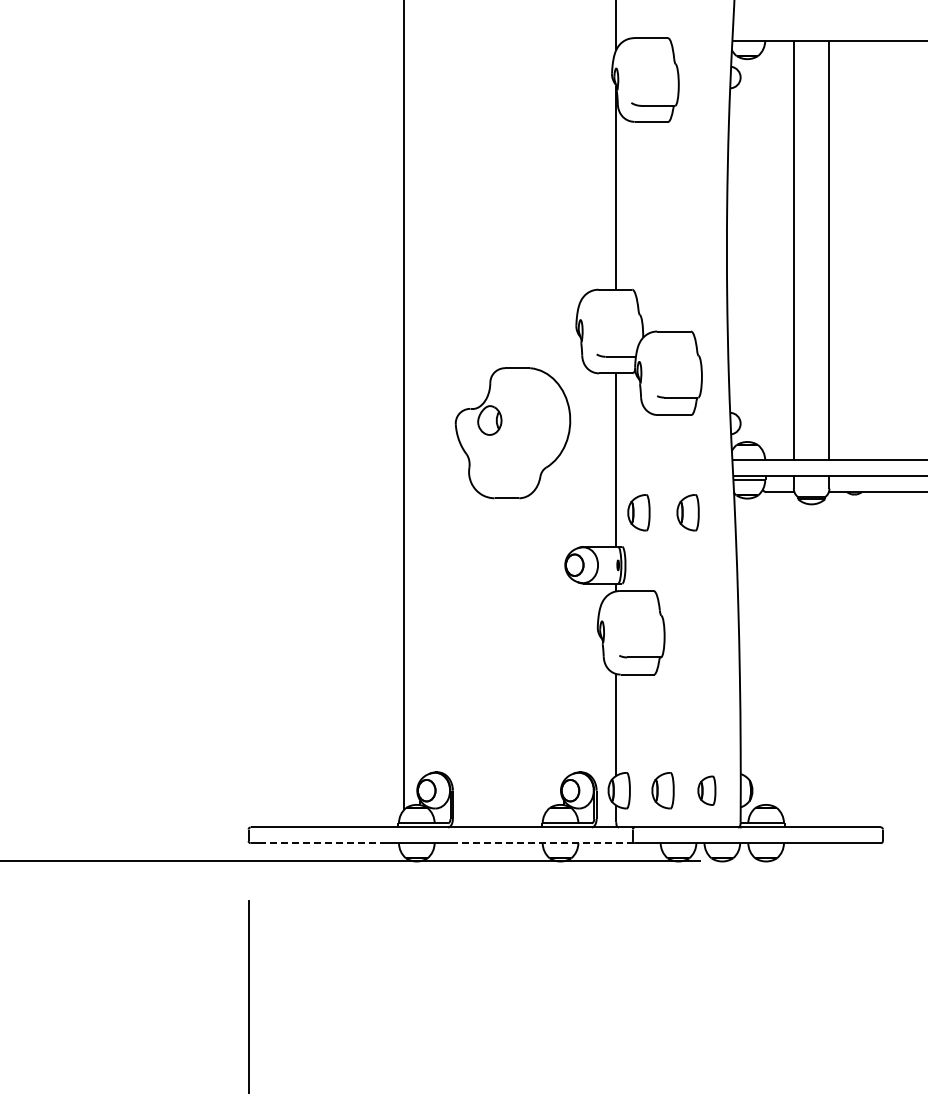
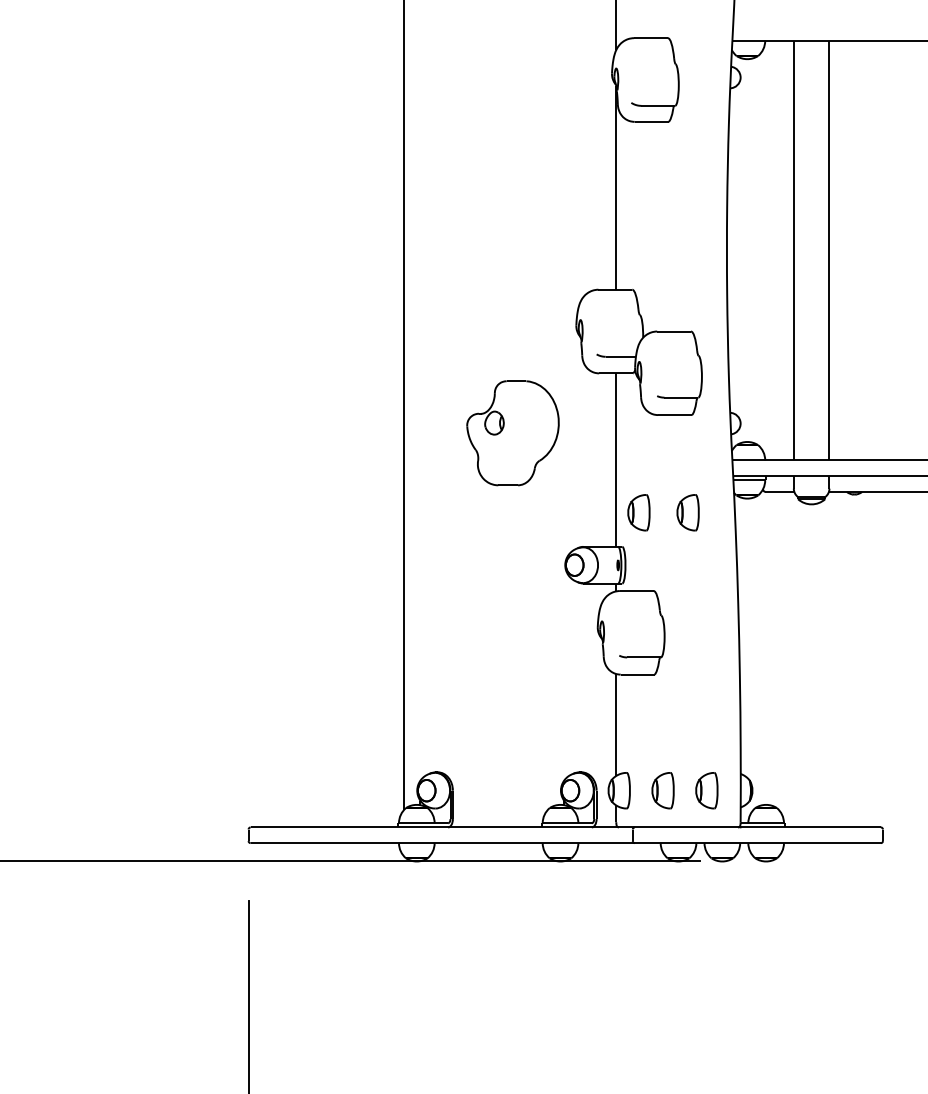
part size: 118x133 px -> 94x107 px (512, 433)
part size: 20x31 px -> 24x38 px (706, 790)
line: dashed -> solid (322, 843)
line: dashed -> solid (542, 843)
